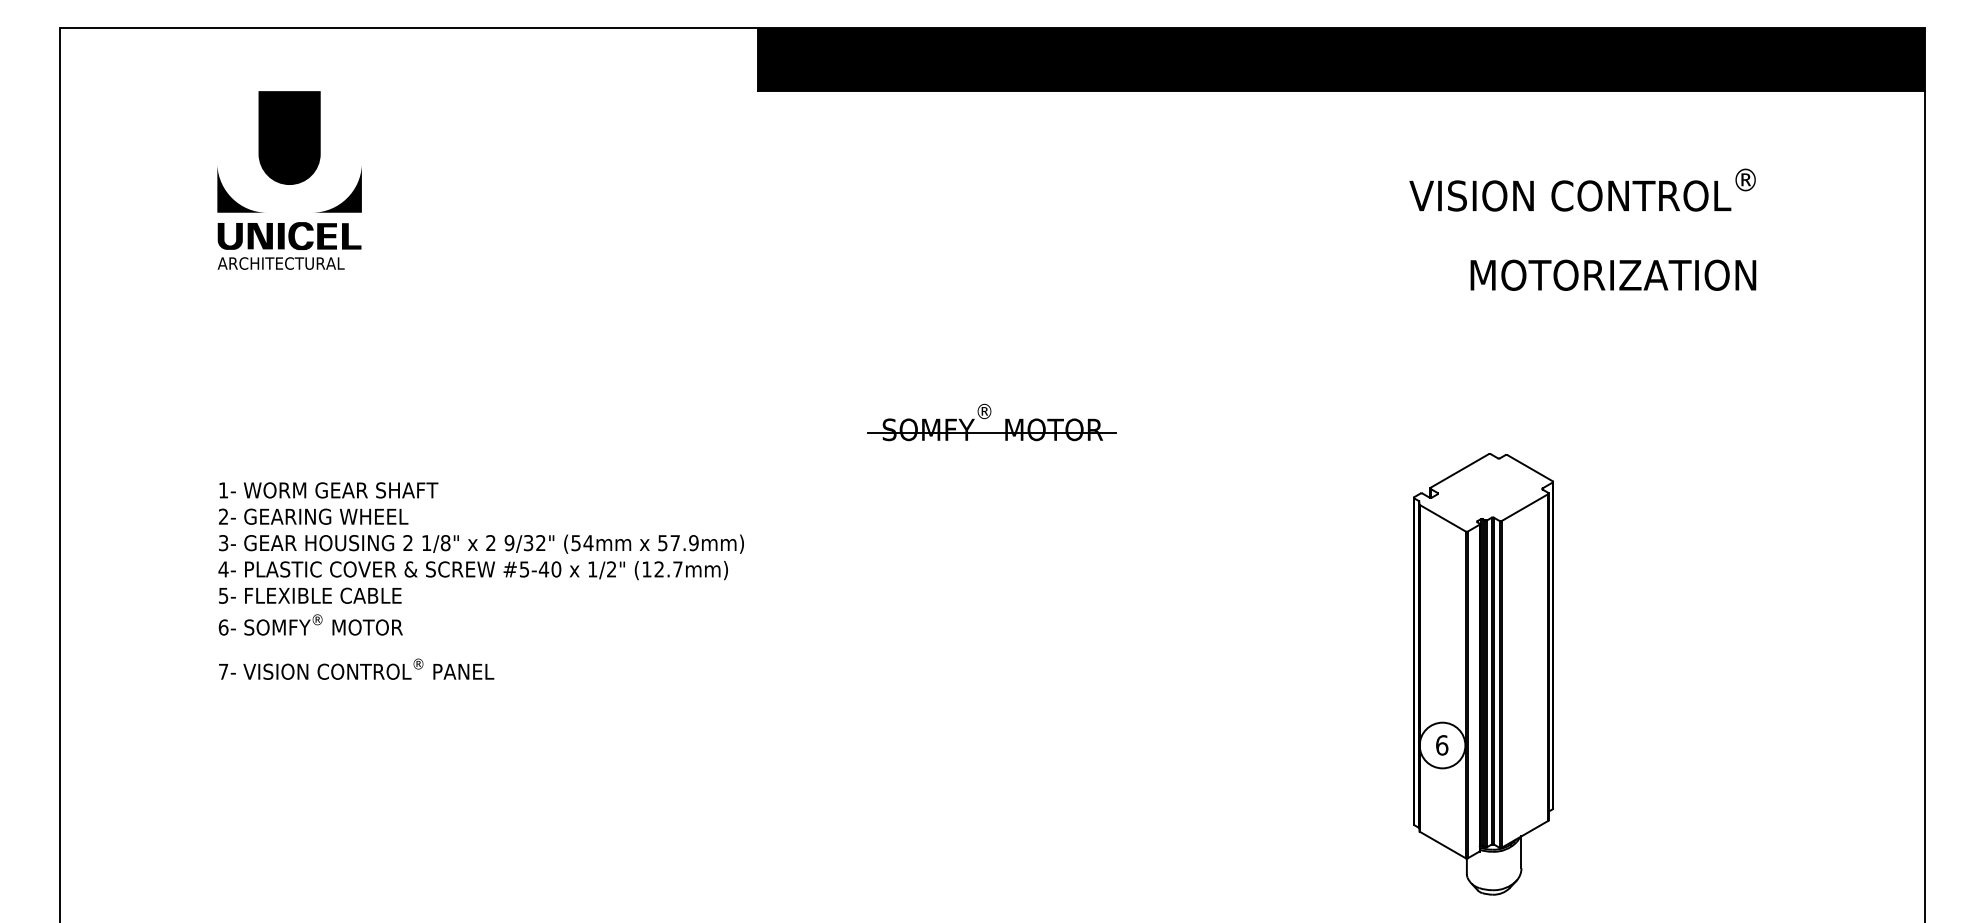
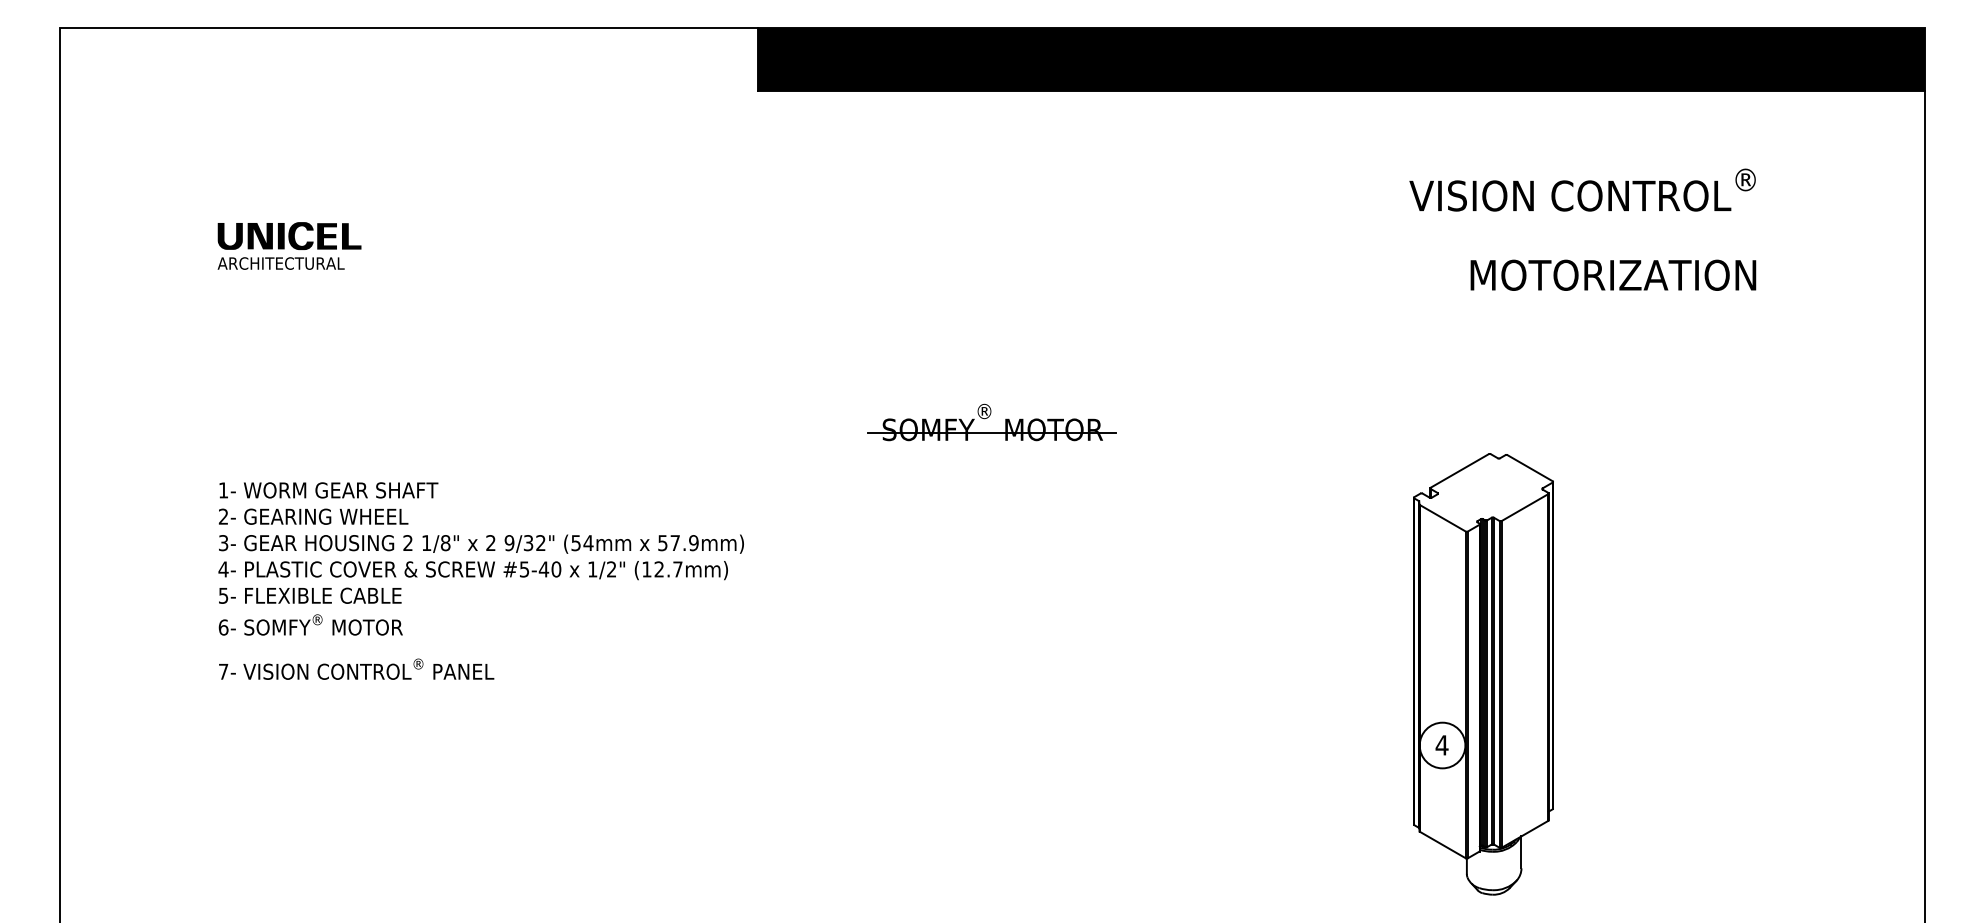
part: present -> none (289, 151)
text: 6 -> 4 (1441, 745)
